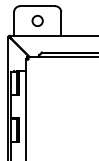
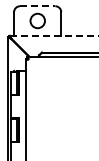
line: solid -> dashed (37, 6)
circle size: 13x12 px -> 17x18 px (37, 20)
line: solid -> dashed (54, 35)
